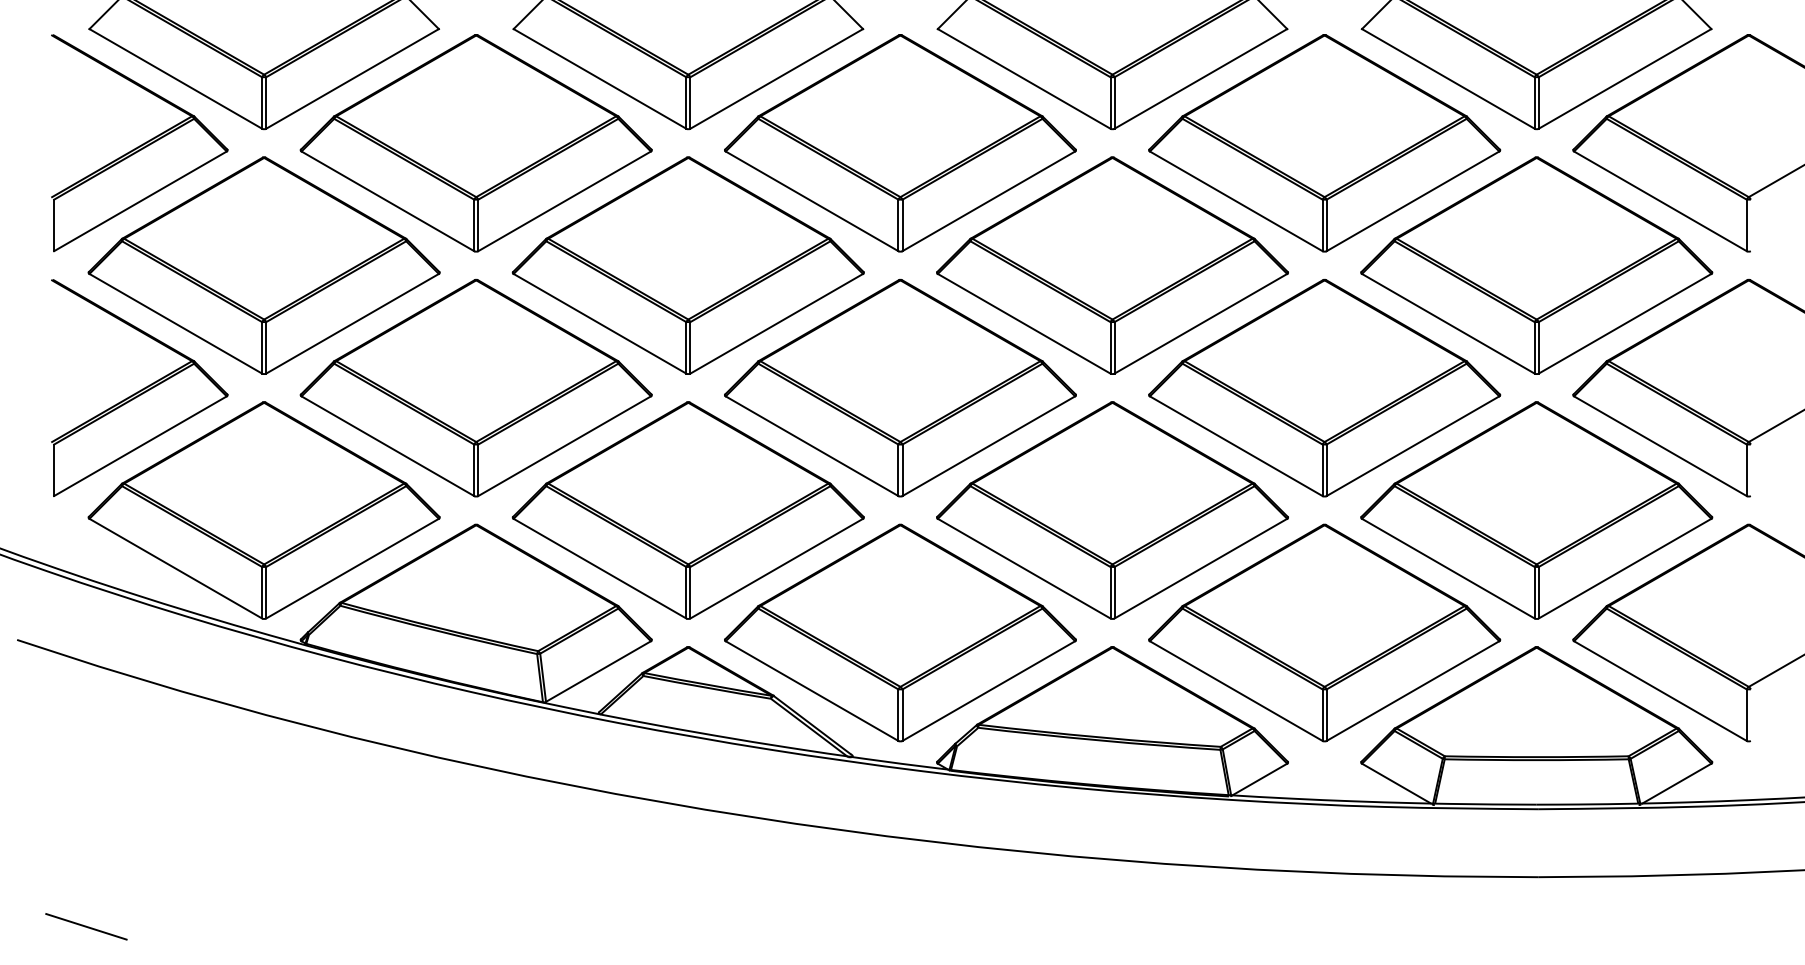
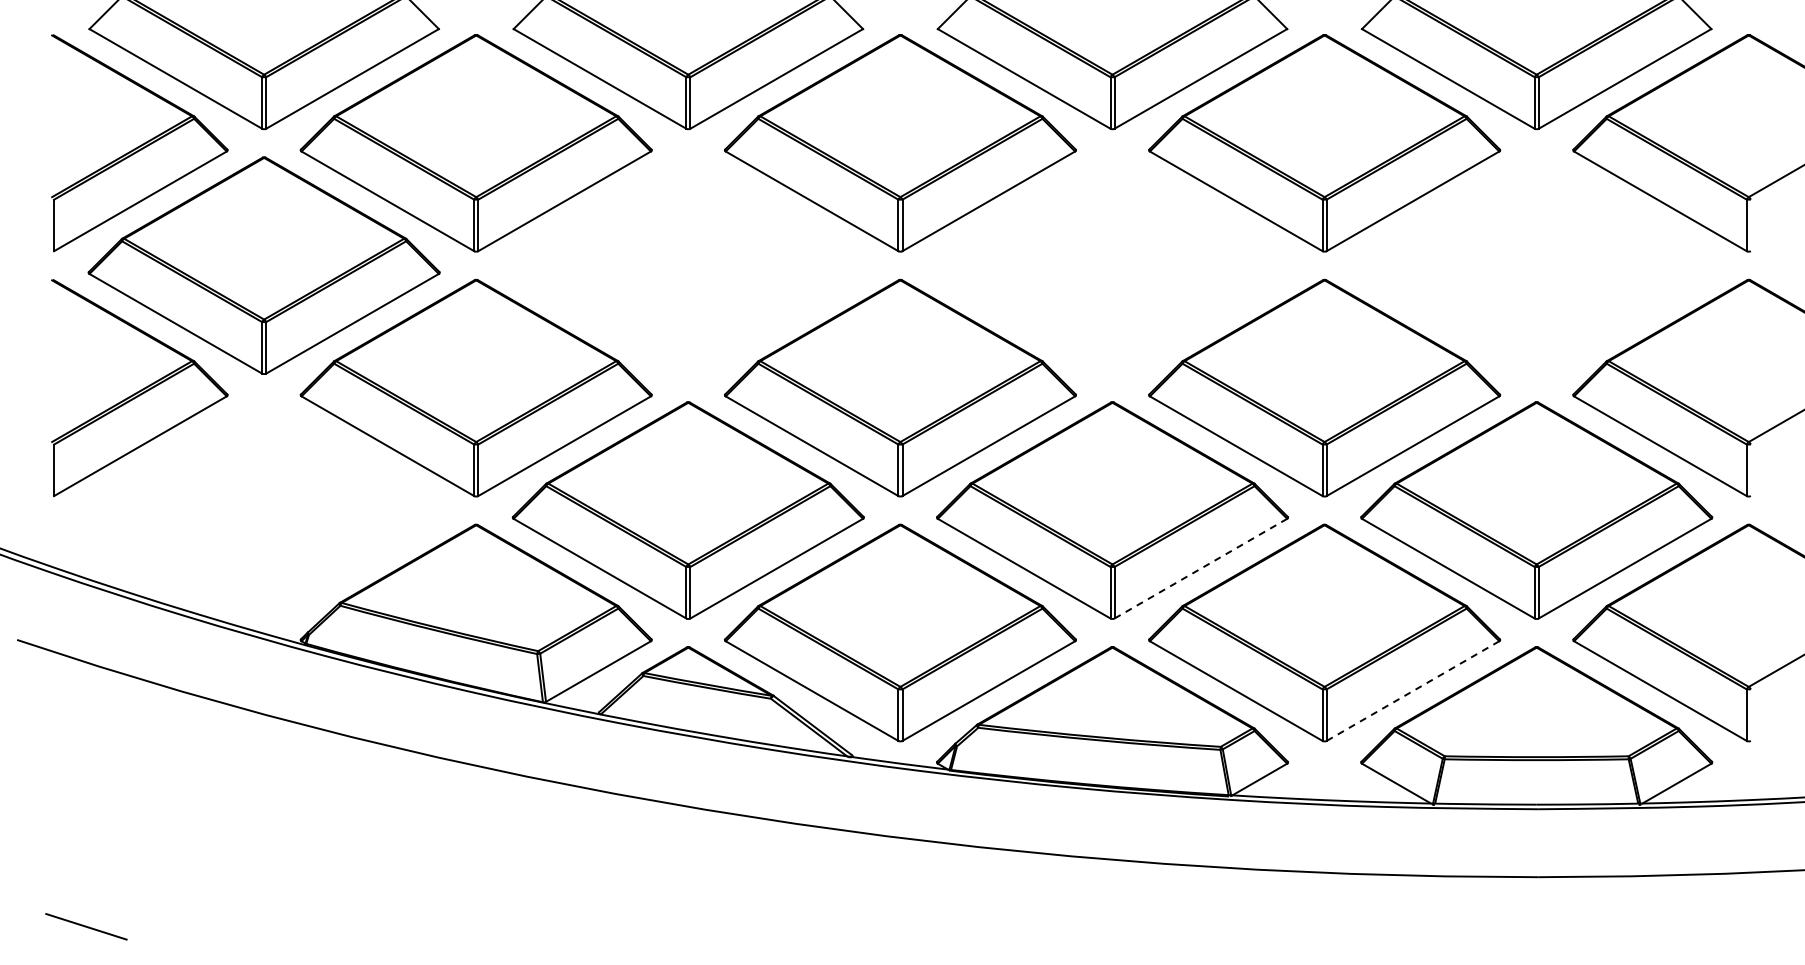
part: present -> none (687, 265)
part: present -> none (1112, 265)
part: present -> none (1536, 265)
part: present -> none (263, 510)
line: solid -> dashed (1200, 568)
line: solid -> dashed (1413, 691)
